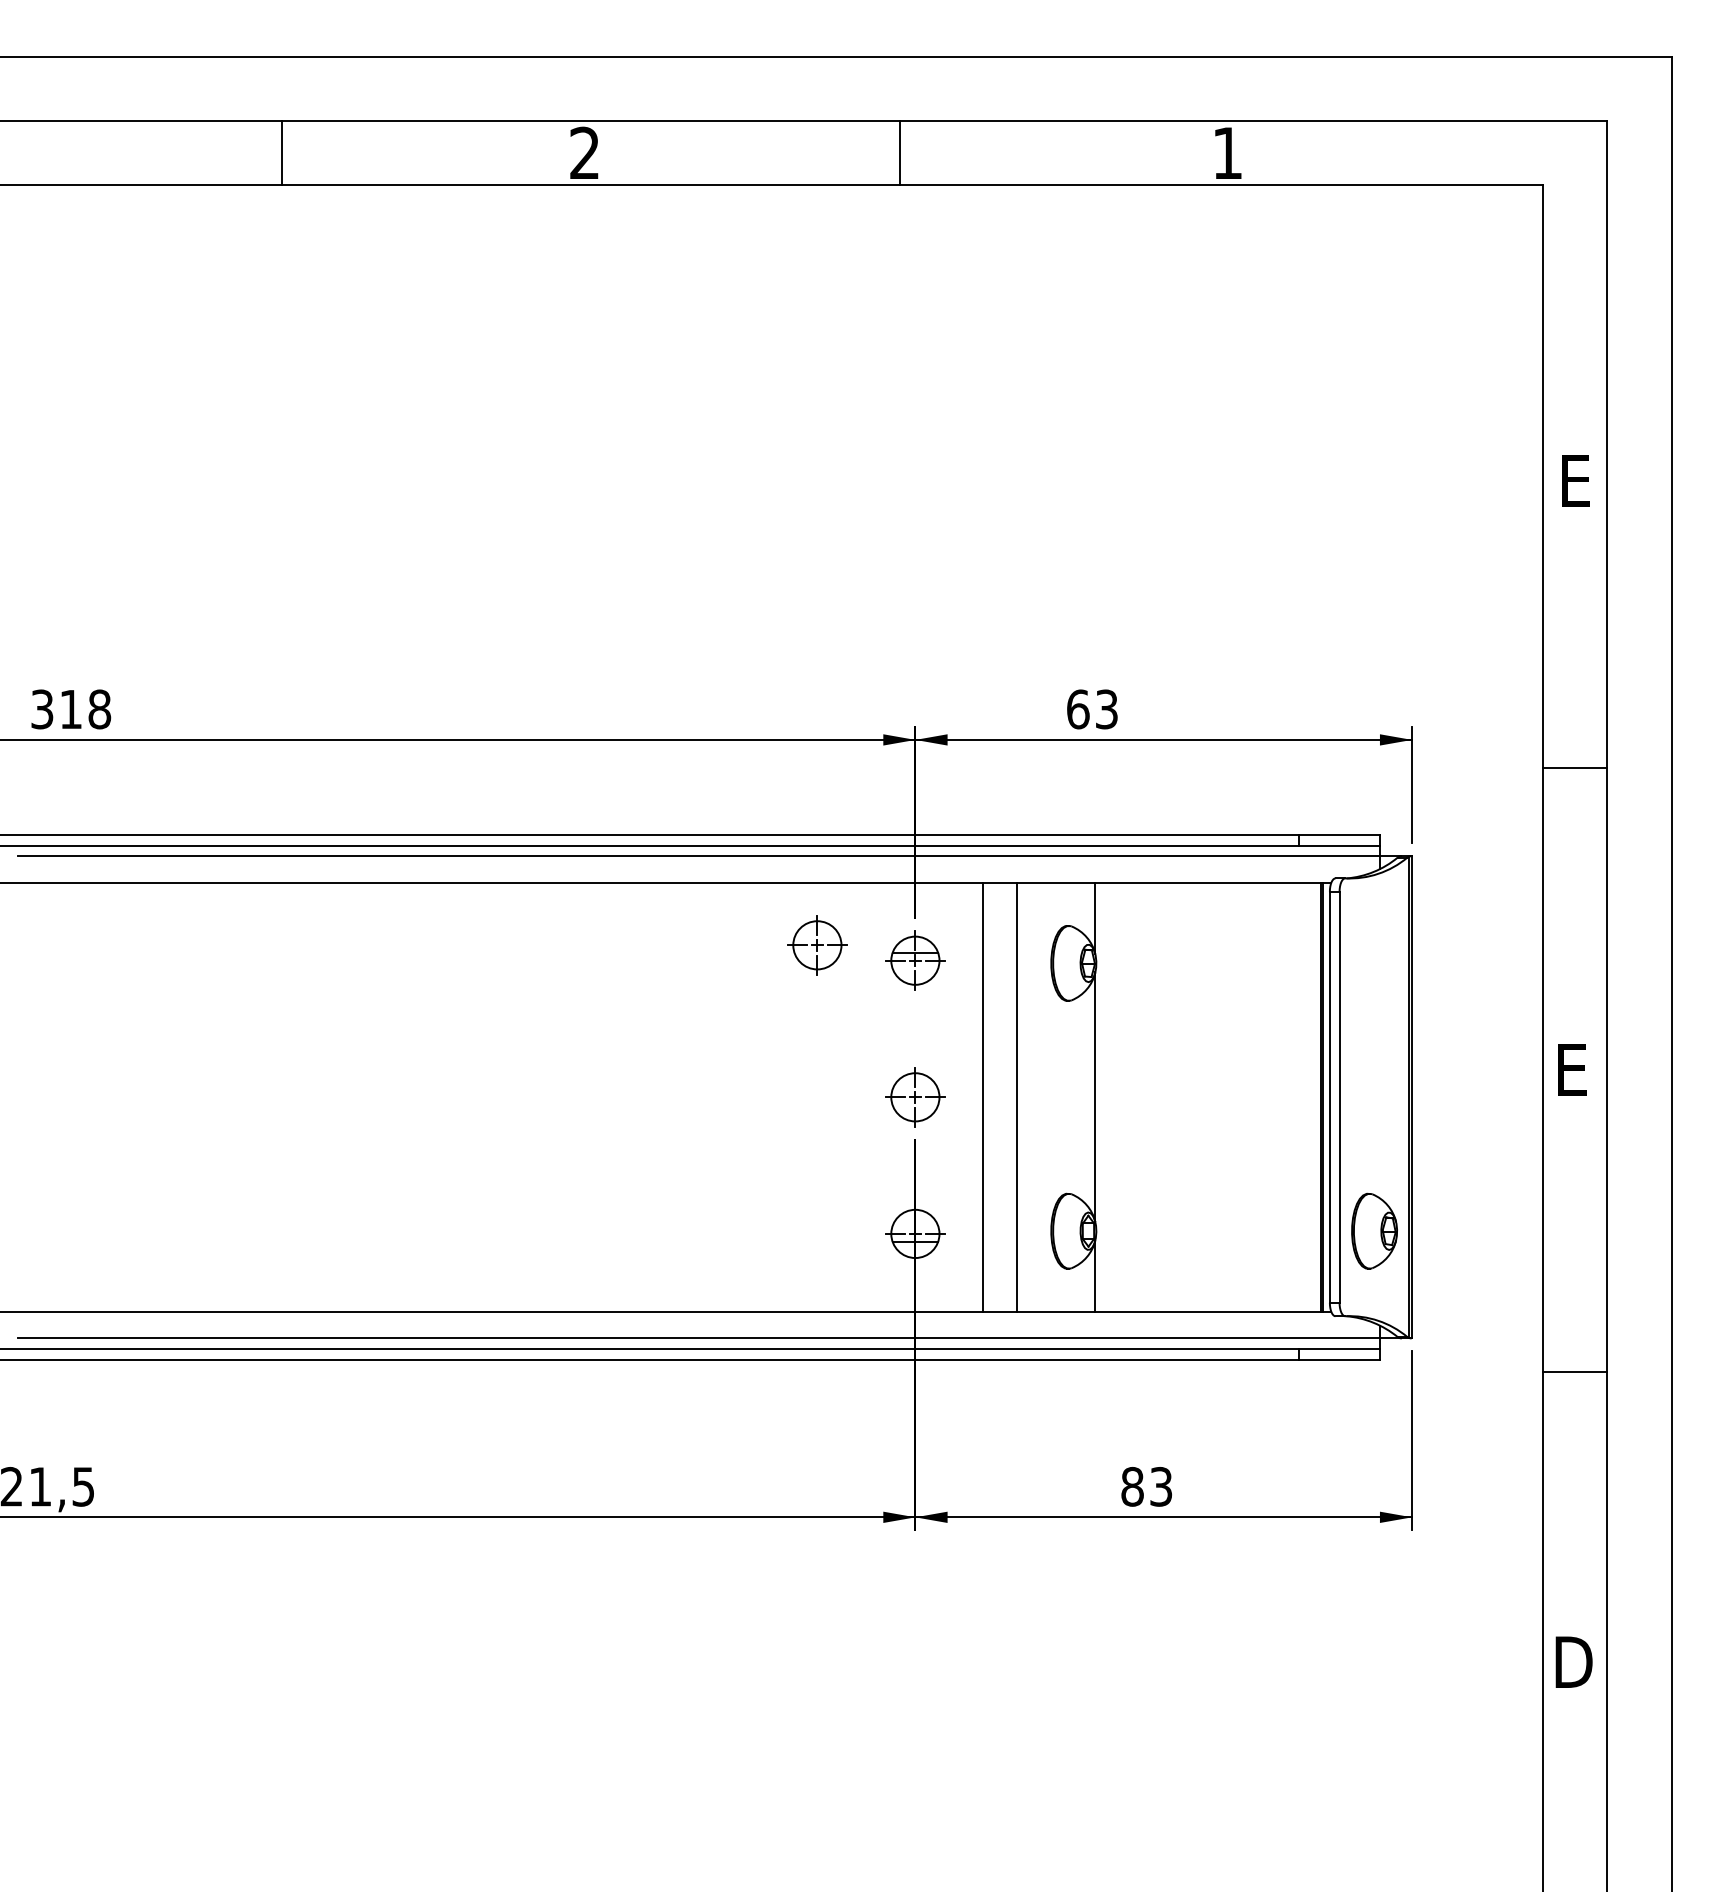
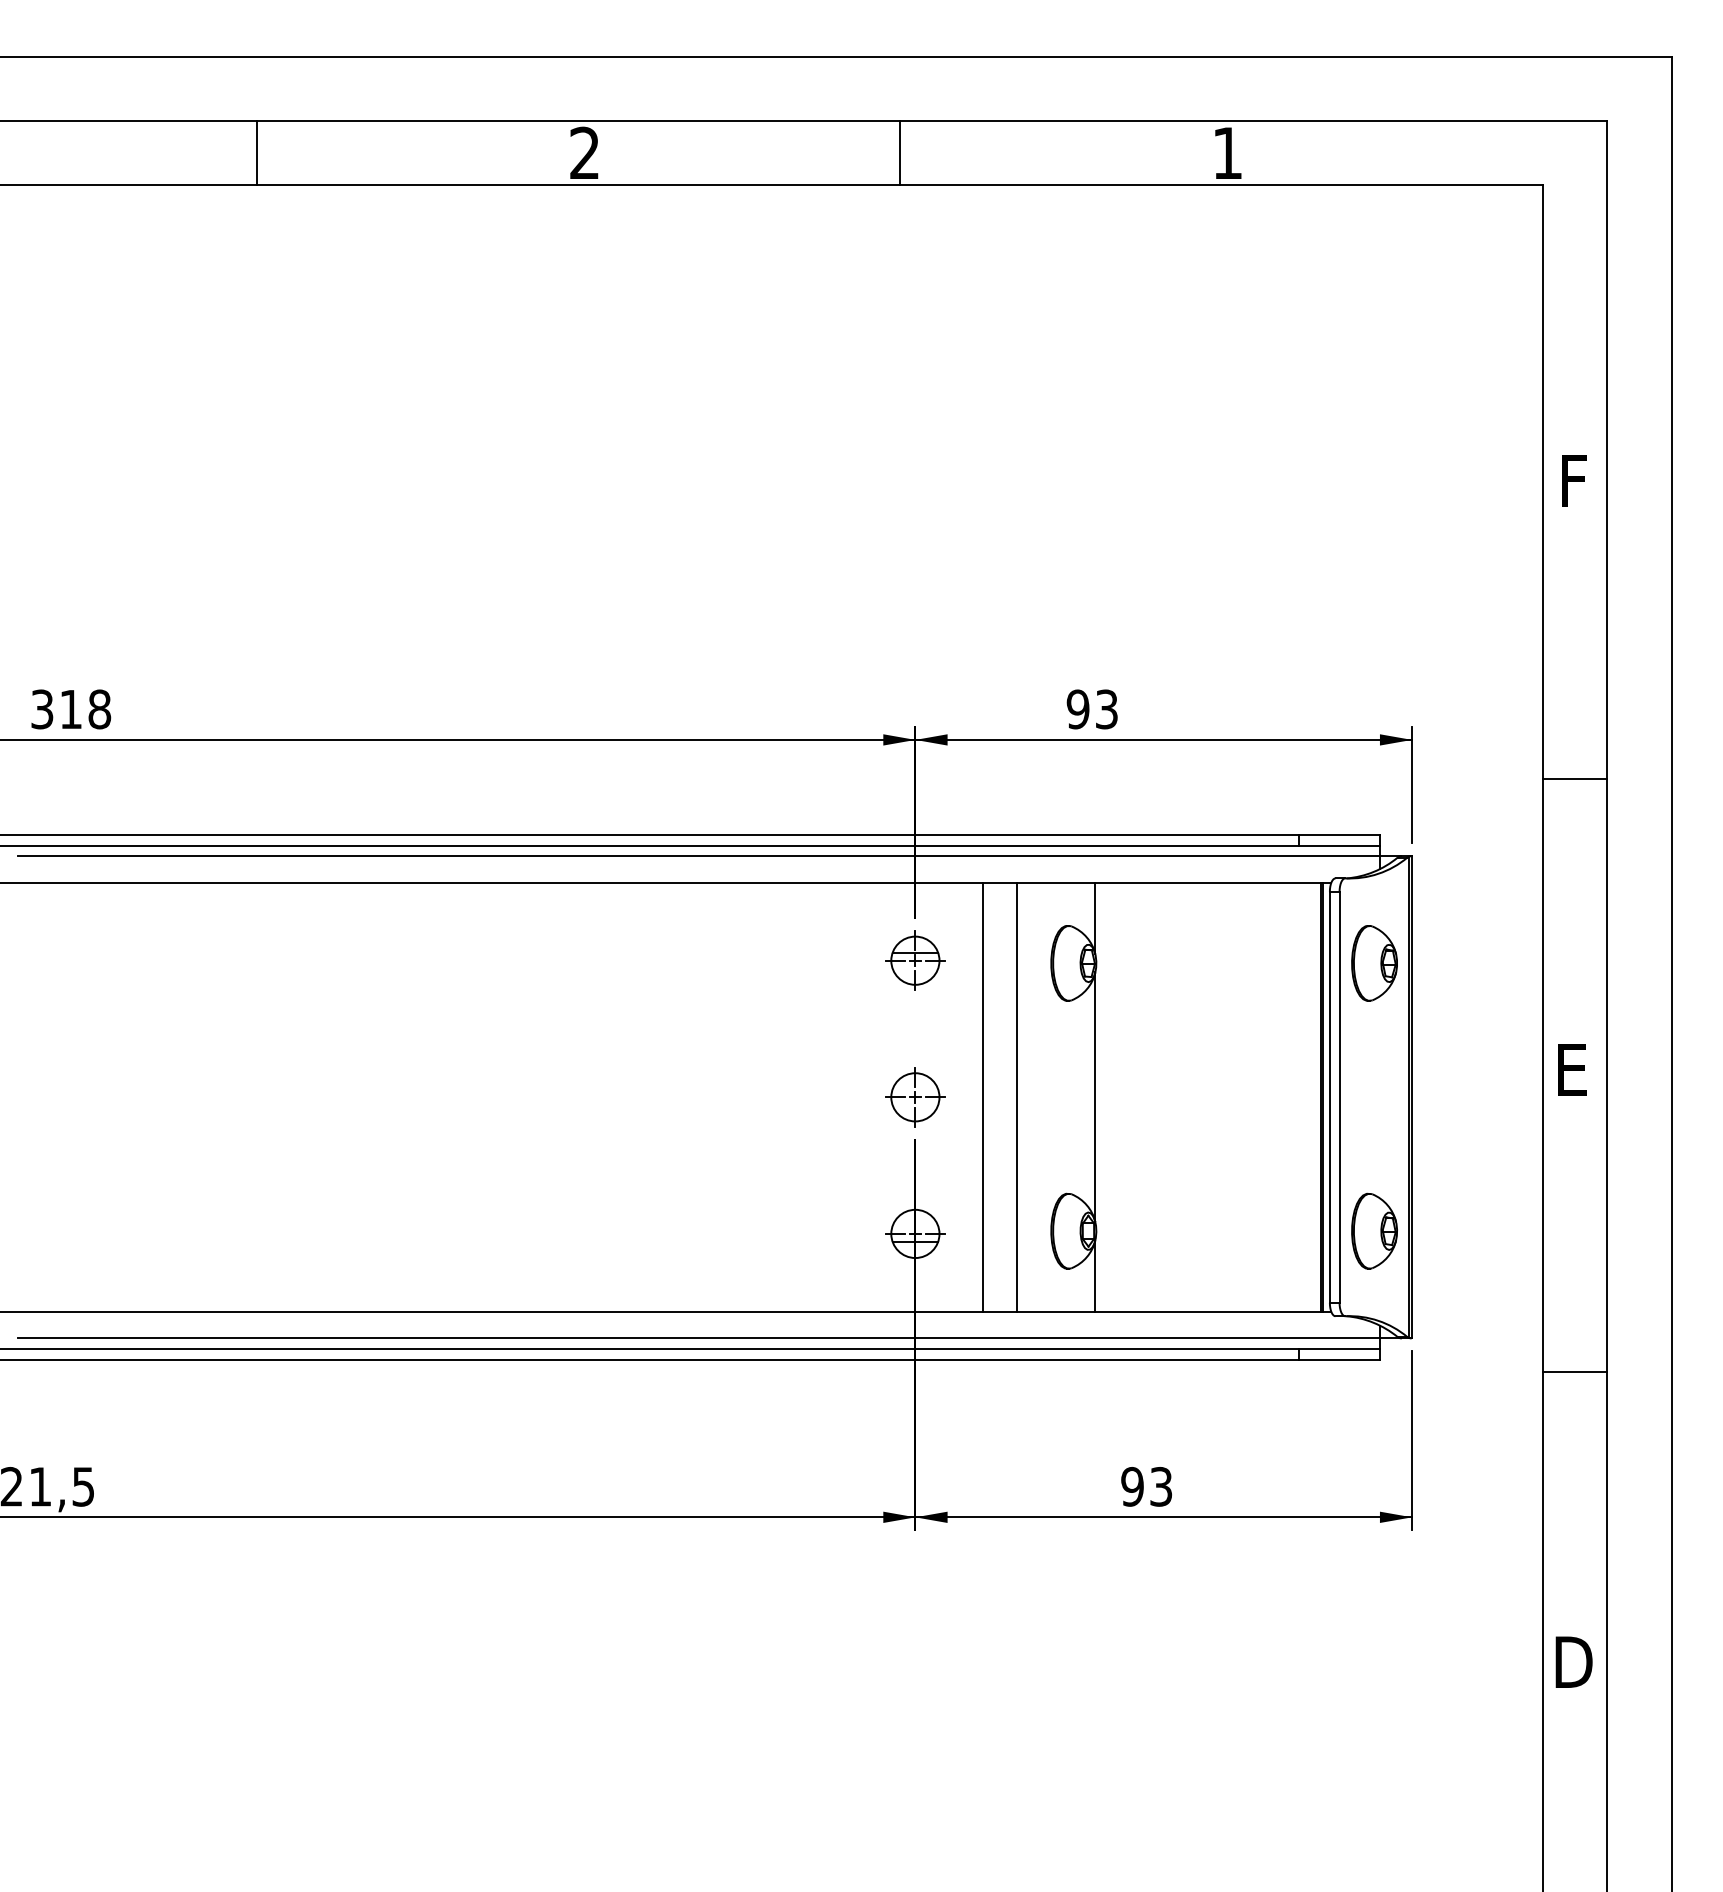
line position: (282, 153) -> (257, 153) (257, 153)
text: E -> F (1578, 480)
text: 63 -> 93 (1077, 709)
line position: (1574, 767) -> (1574, 778) (1574, 778)
part: present -> none (817, 945)
part: none -> present (1374, 963)
text: 83 -> 93 (1132, 1486)
